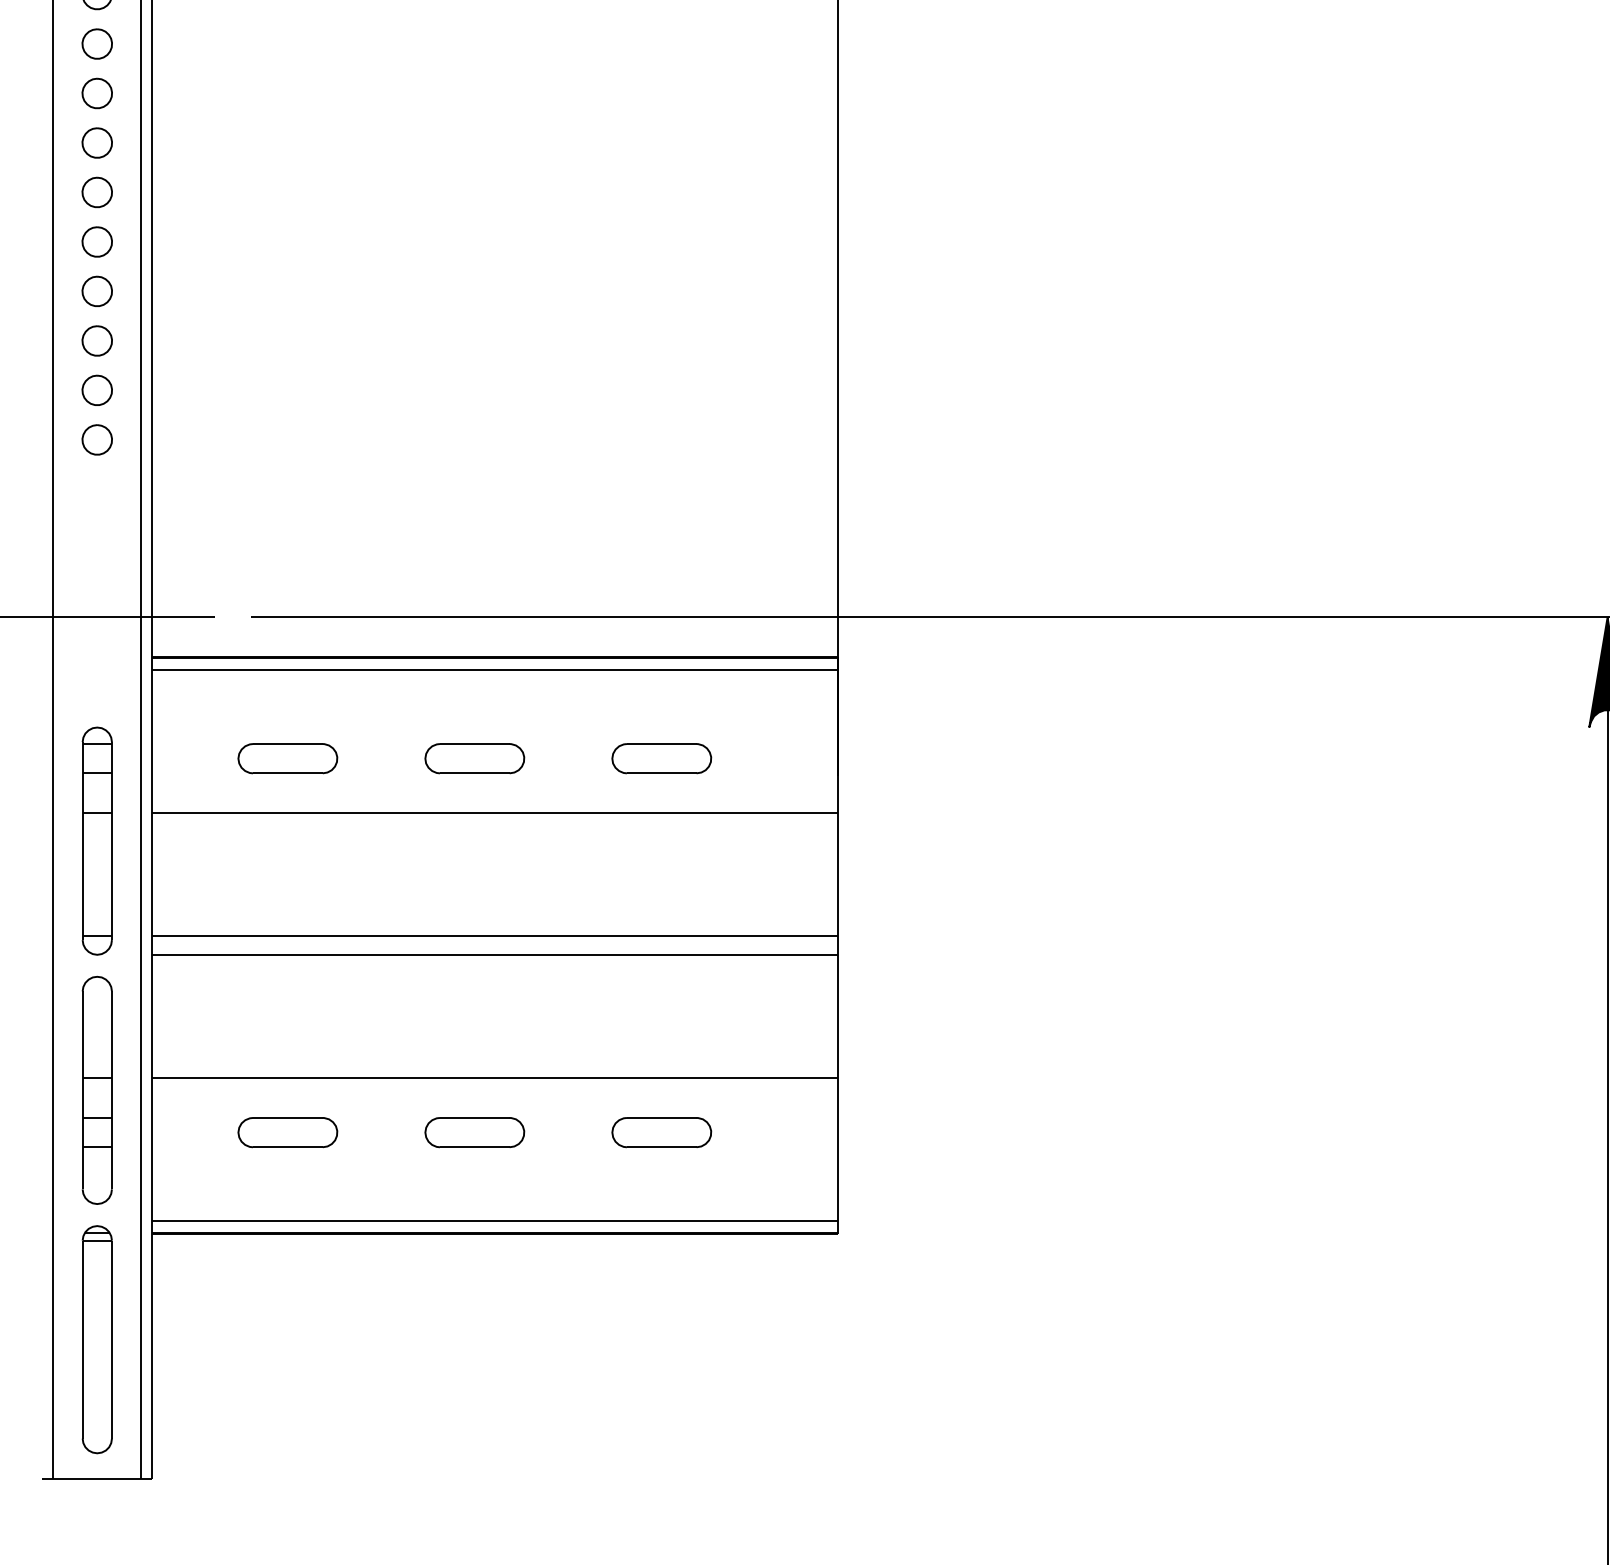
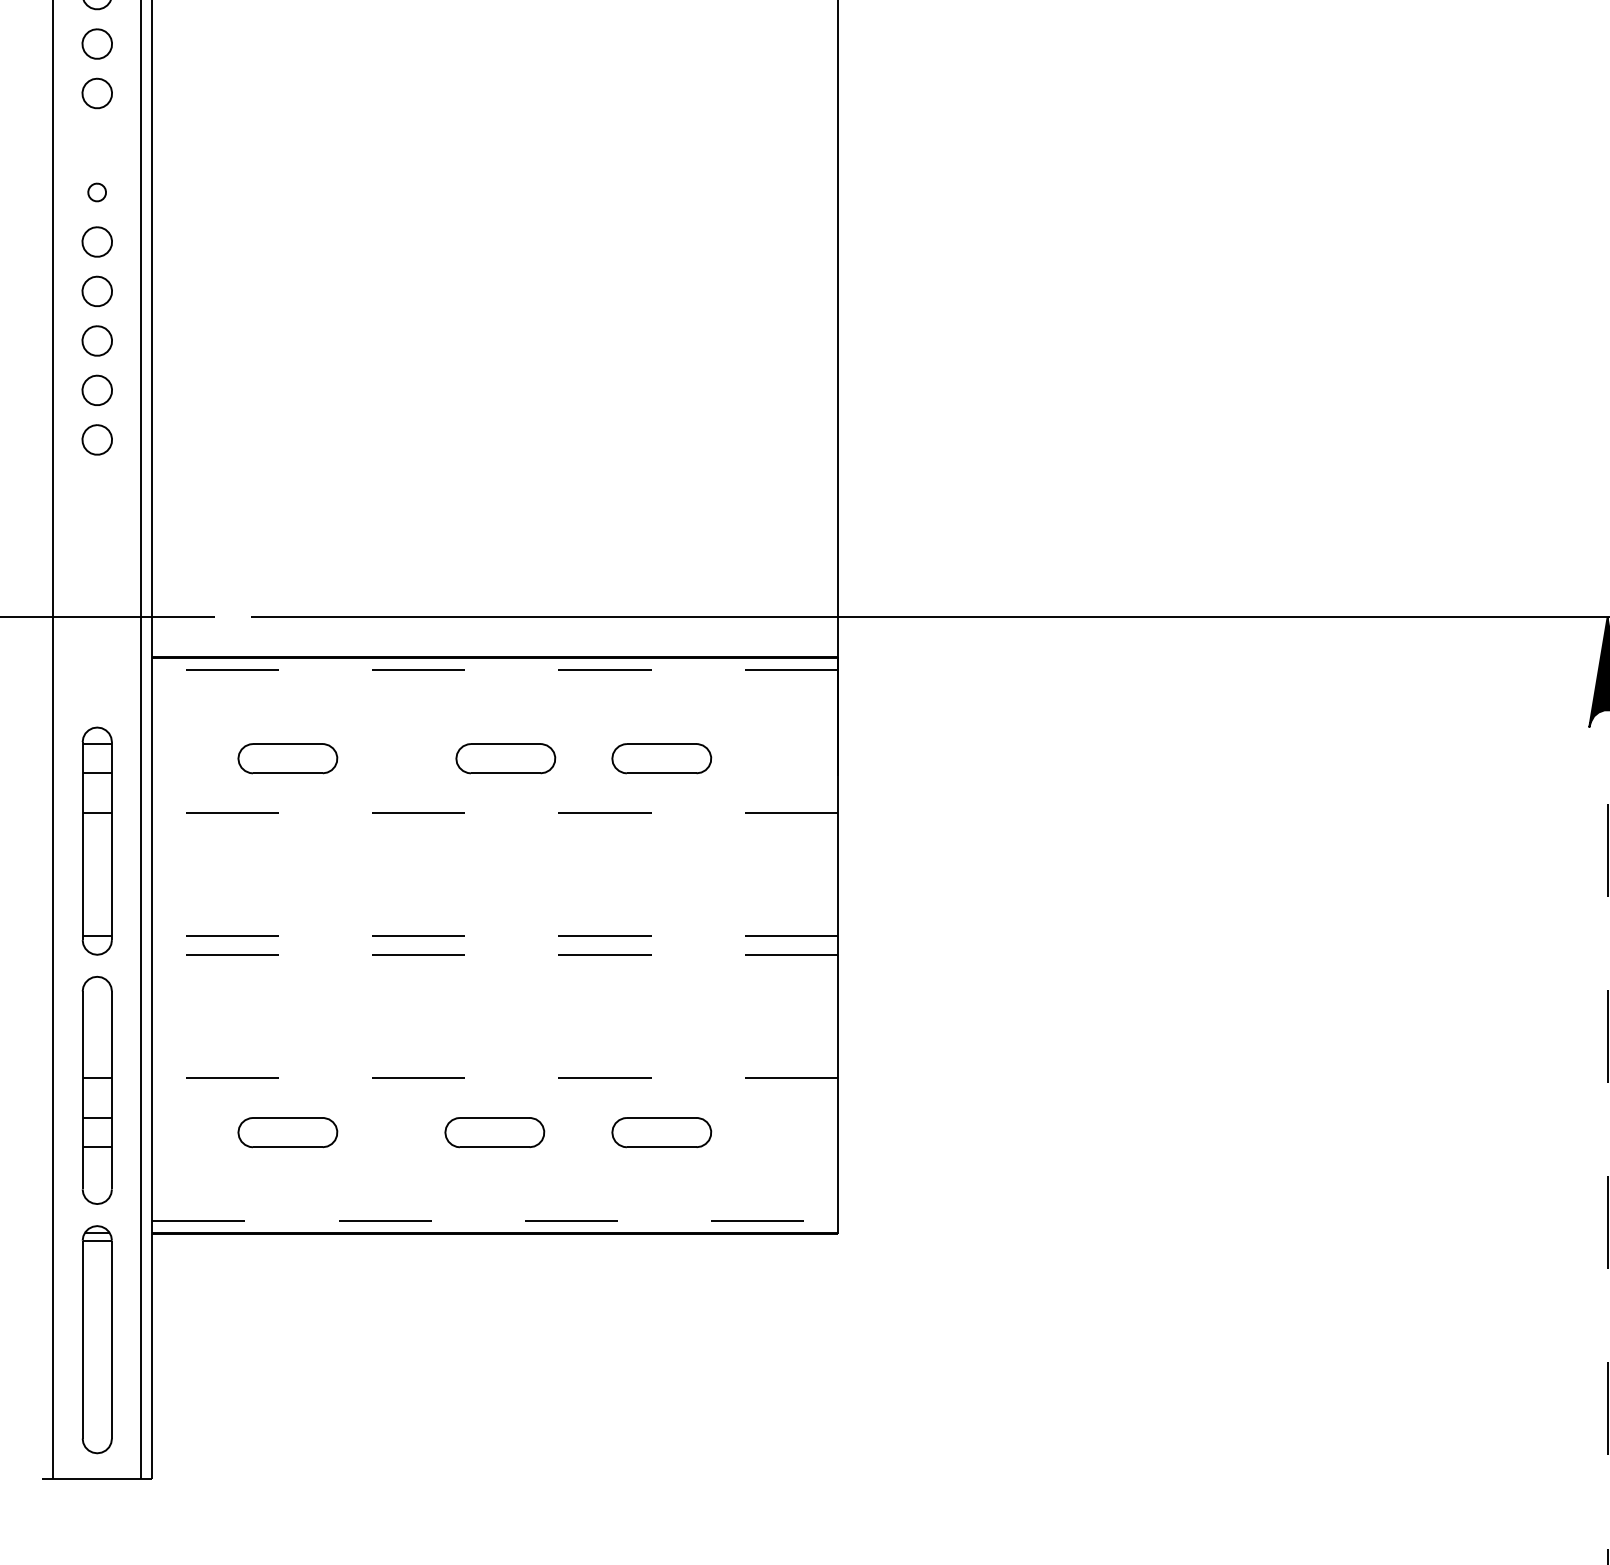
part: present -> none (96, 142)
part size: 32x33 px -> 20x21 px (96, 192)
line: solid -> dashed (495, 670)
part position: (474, 758) -> (505, 758) (505, 758)
line: solid -> dashed (495, 813)
line: solid -> dashed (495, 936)
line: solid -> dashed (495, 954)
line: solid -> dashed (495, 1078)
line: solid -> dashed (1607, 1091)
part position: (474, 1132) -> (494, 1132) (494, 1132)
line: solid -> dashed (495, 1221)
